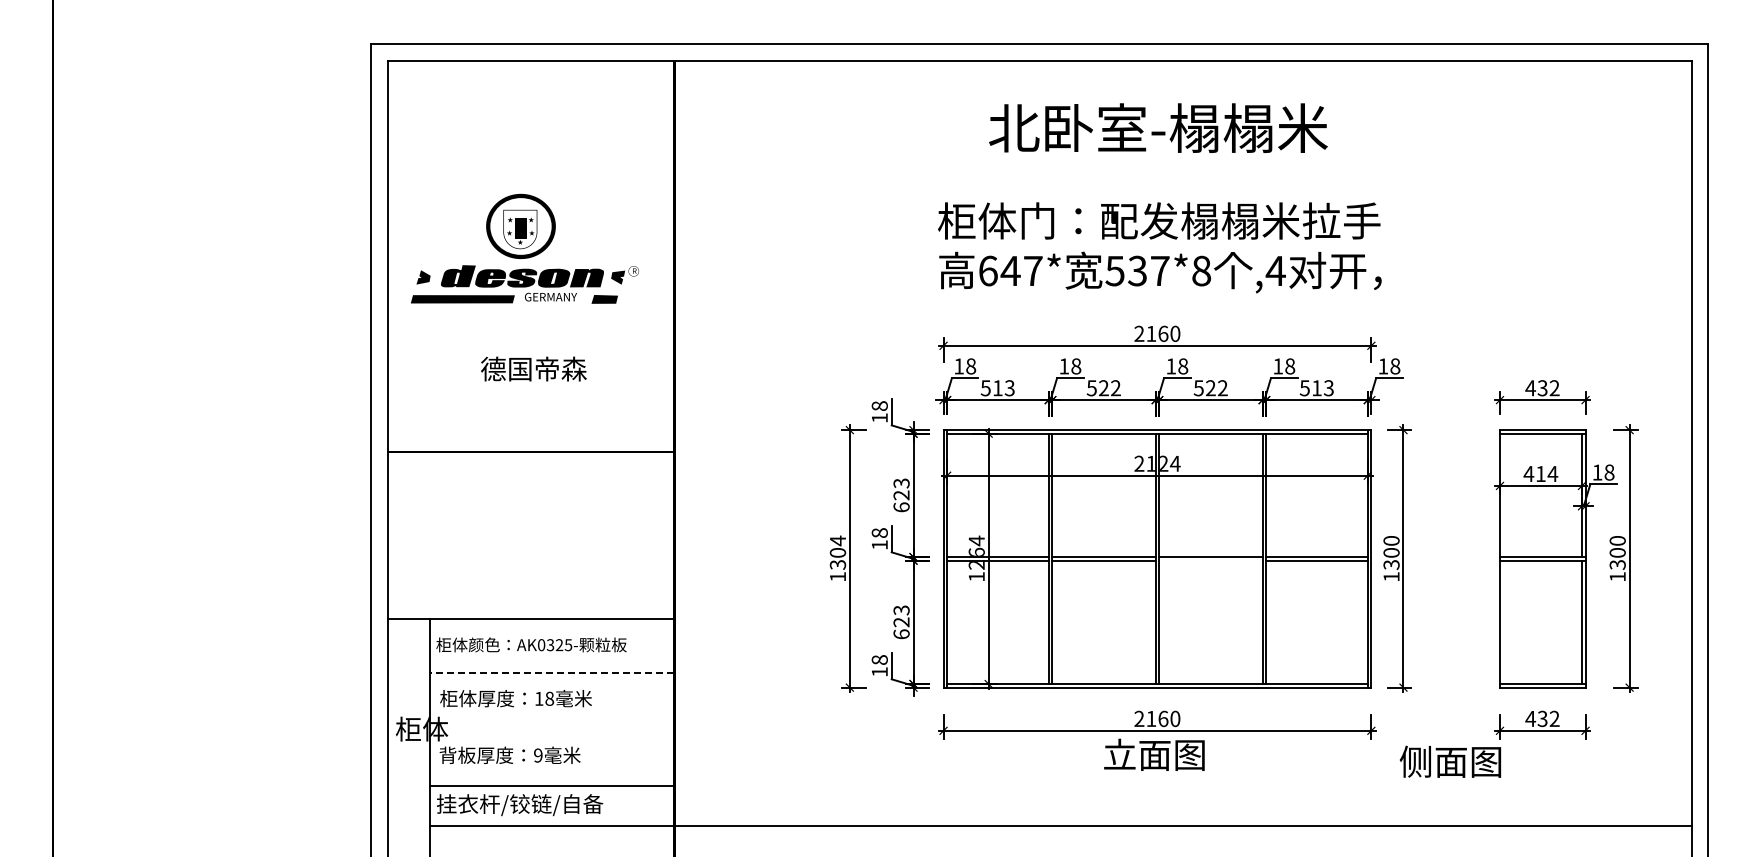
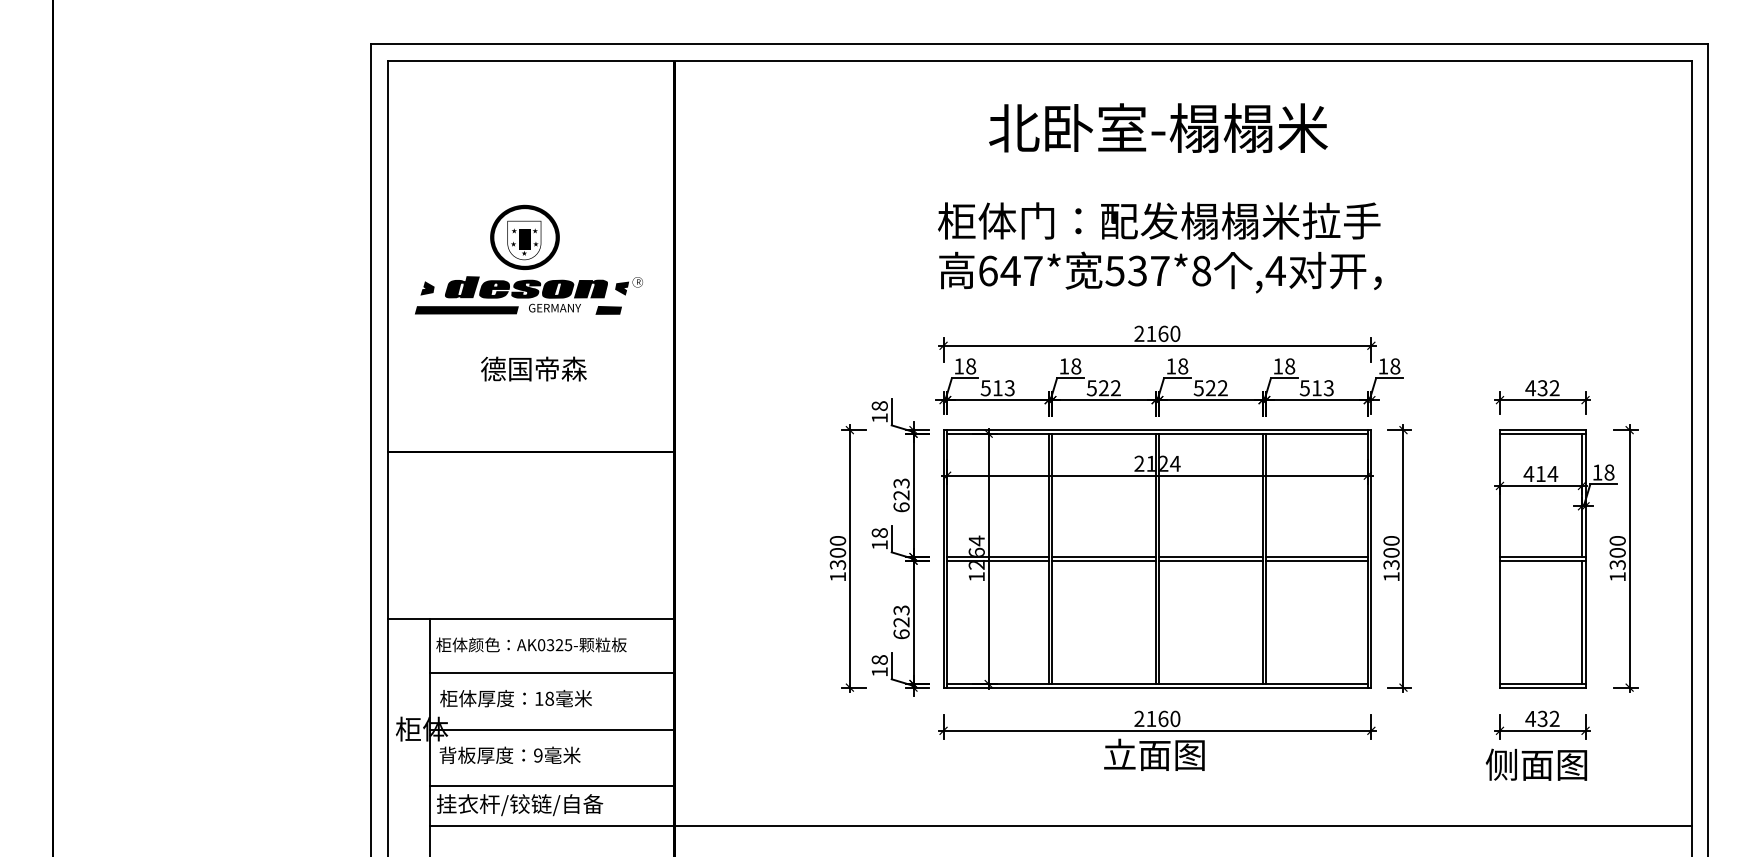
part position: (524, 248) -> (528, 259) (528, 259)
text: 1304 -> 1300 (837, 540)
line: none -> present (1210, 560)
line: dashed -> solid (551, 672)
line: none -> present (551, 730)
text position: (1450, 761) -> (1536, 764) (1536, 764)
